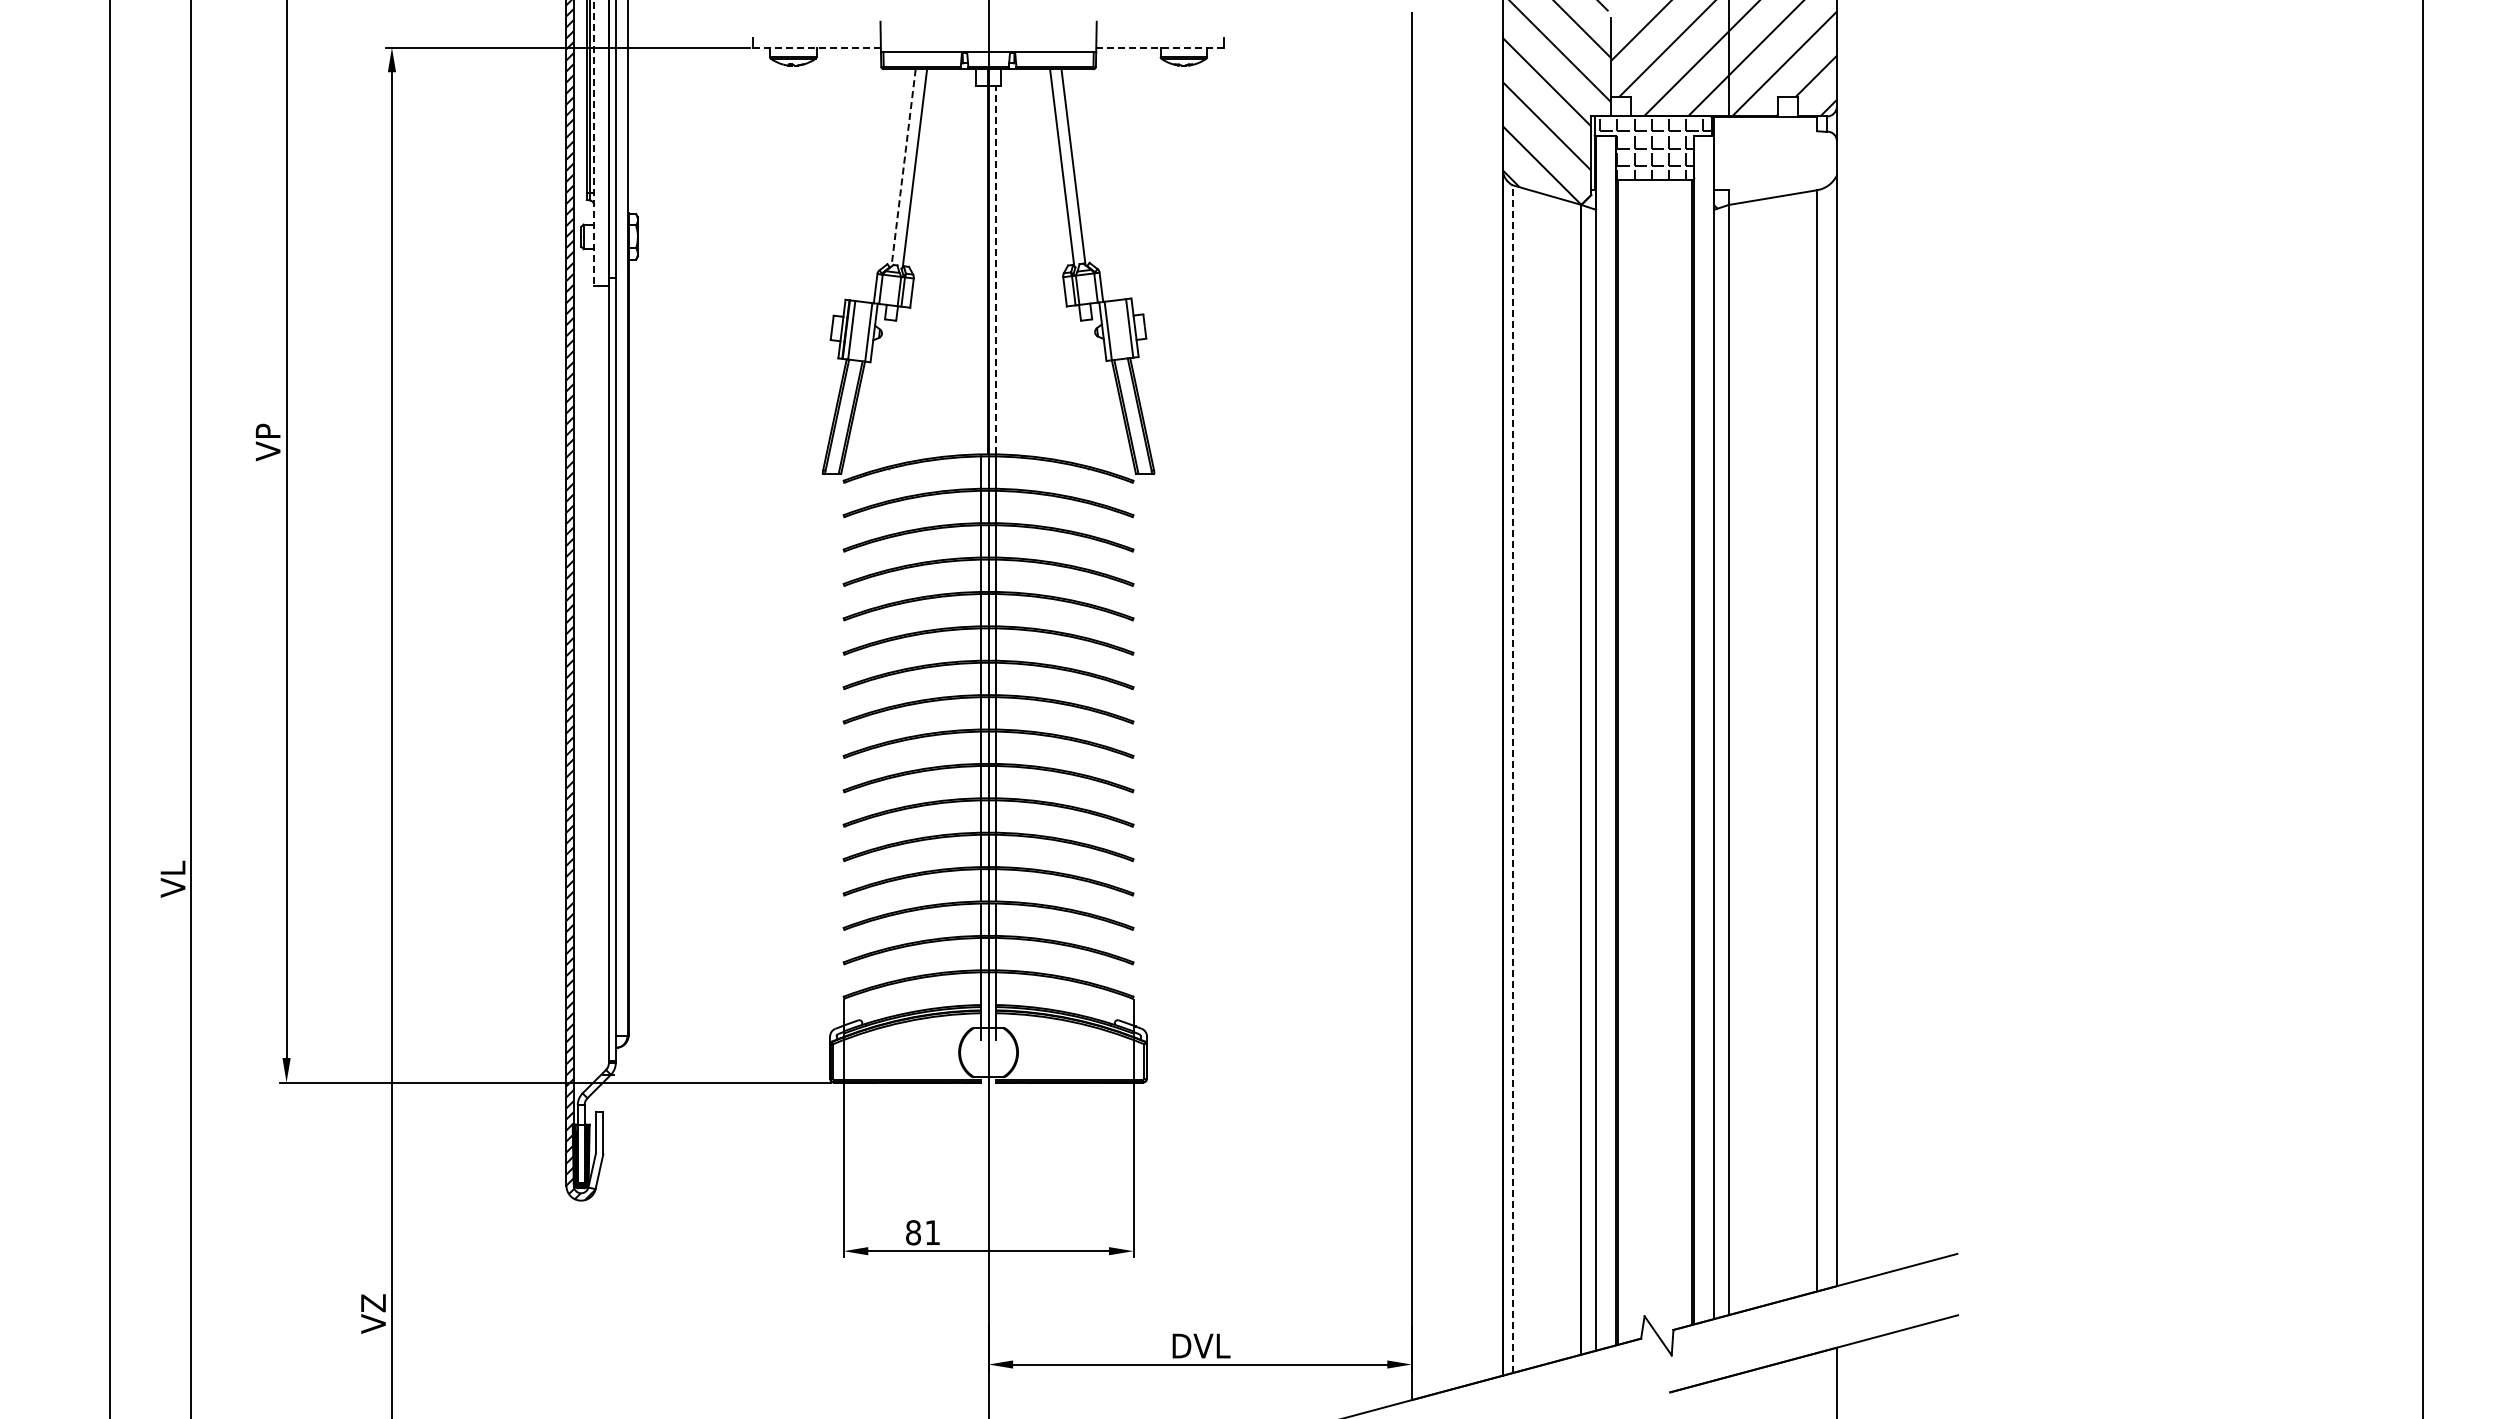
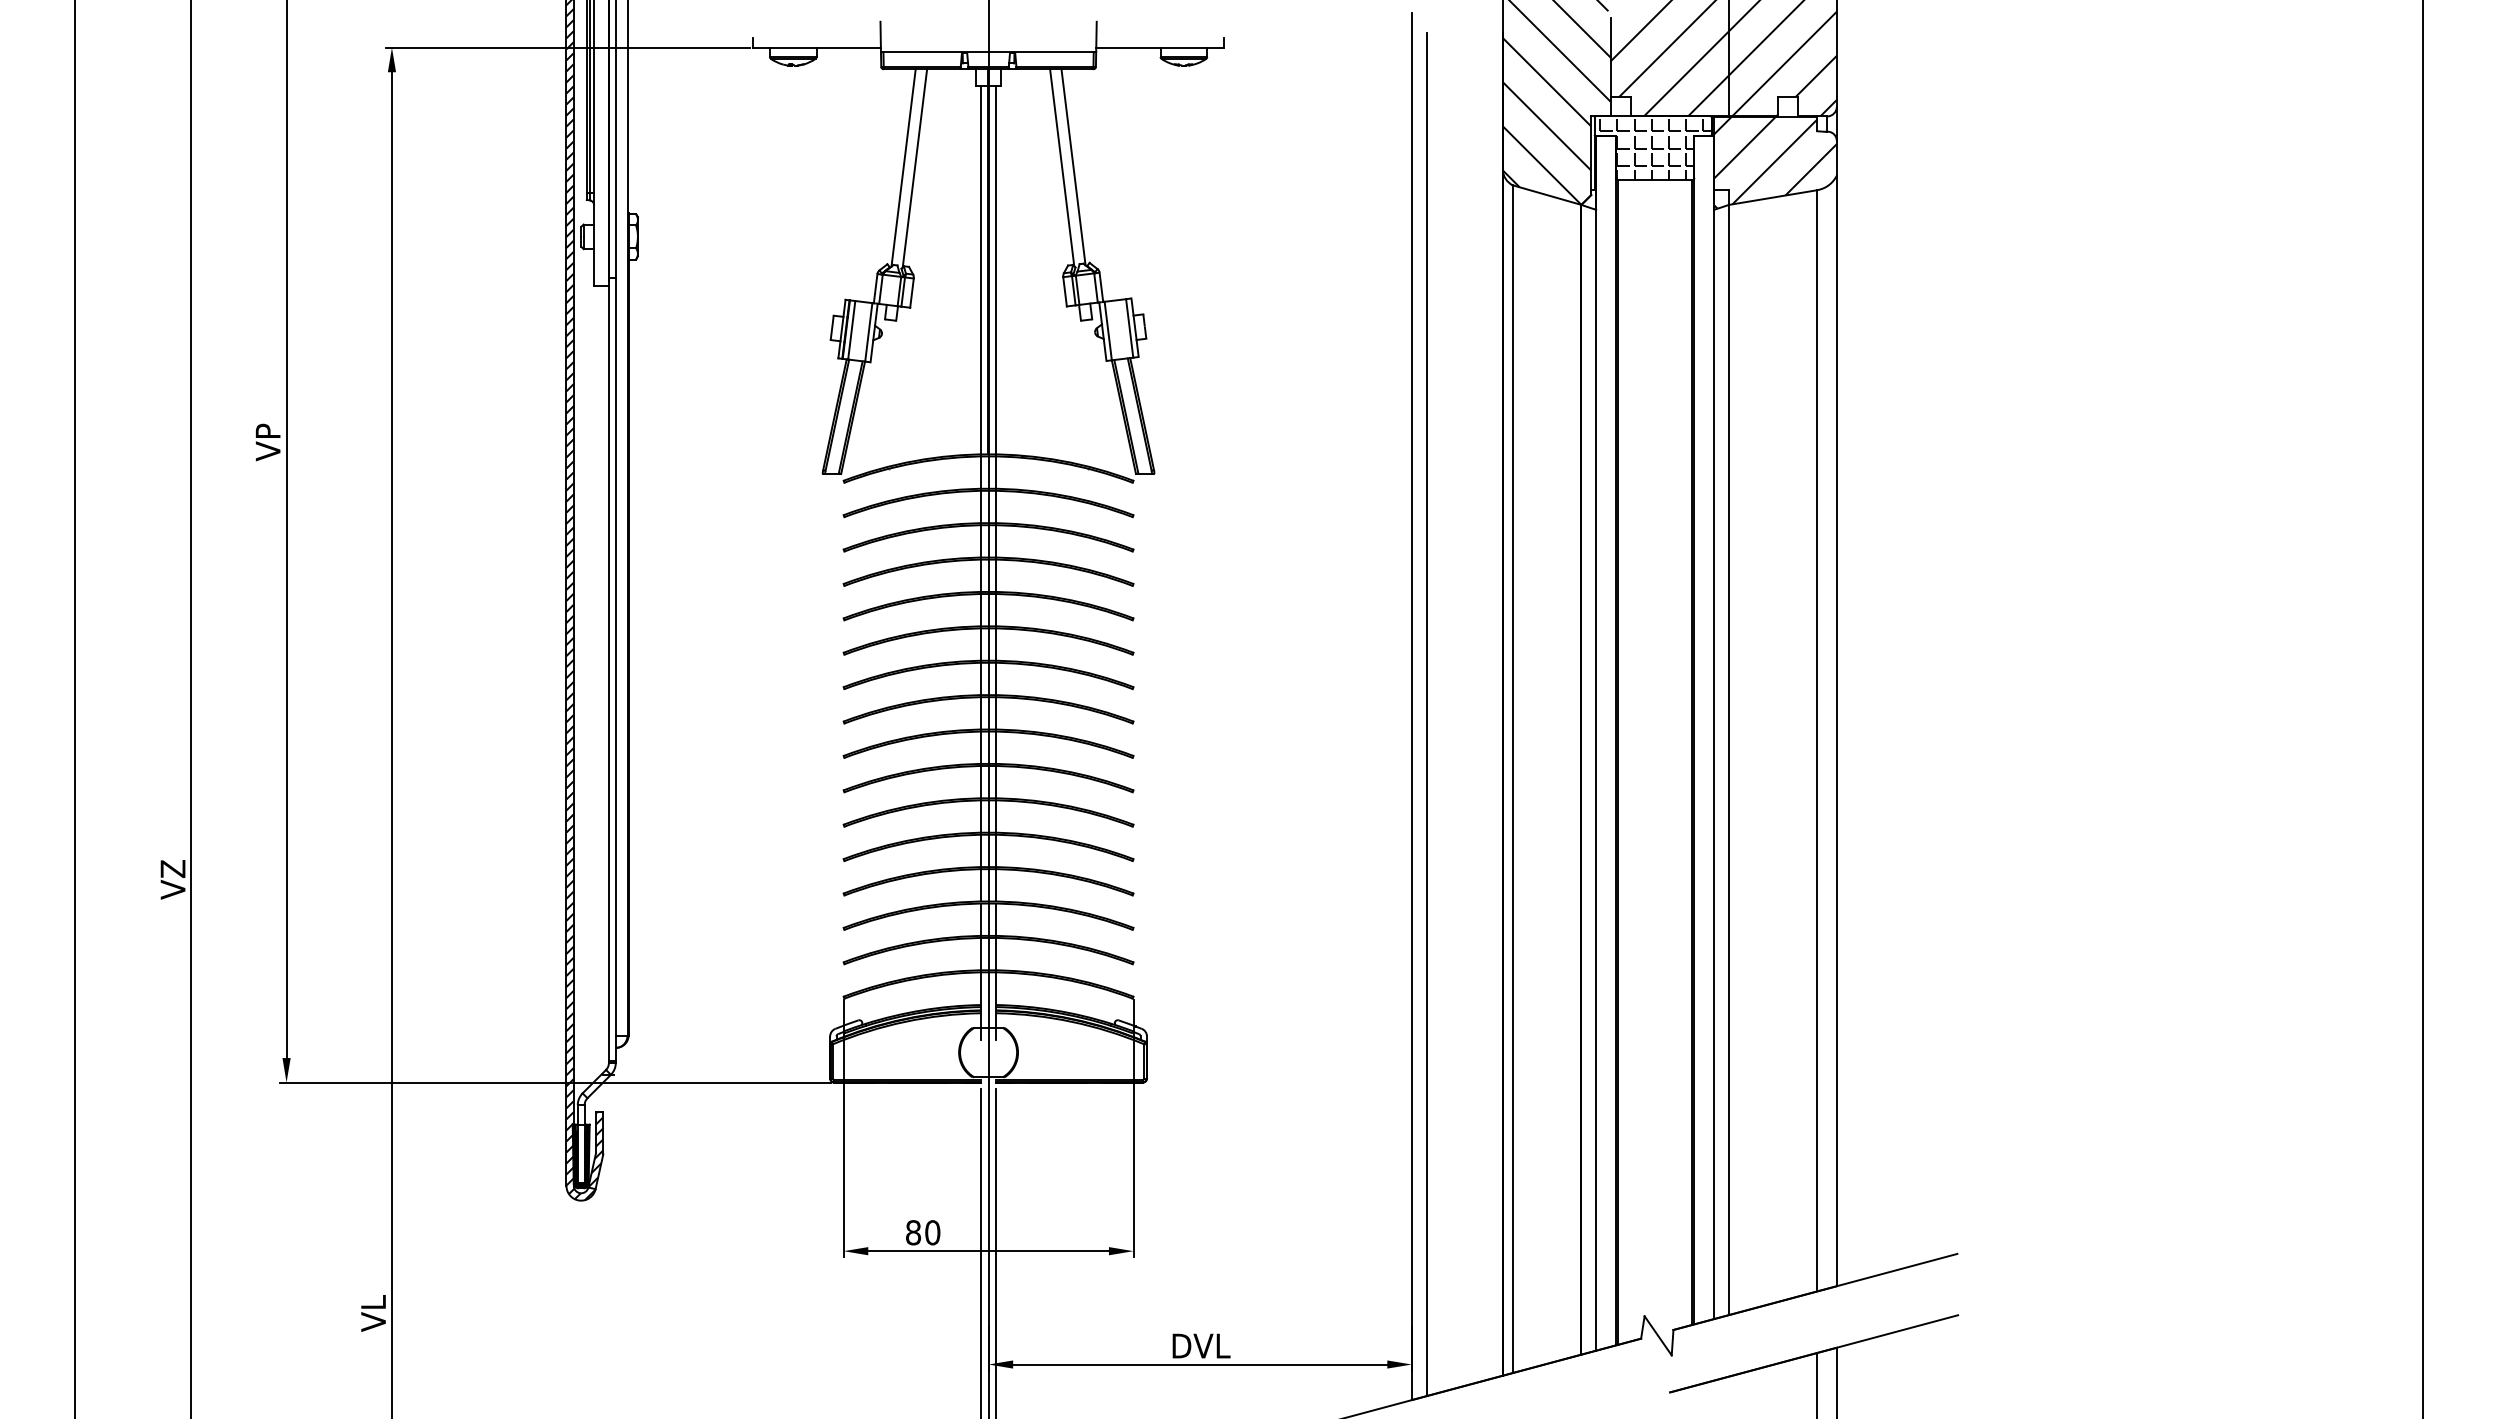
line: dashed -> solid (816, 47)
line: dashed -> solid (1159, 47)
line: dashed -> solid (594, 142)
hatch: none -> present (1775, 160)
line: dashed -> solid (903, 168)
line: none -> present (980, 270)
line: dashed -> solid (996, 270)
line position: (109, 708) -> (74, 708) (74, 708)
line: none -> present (1426, 714)
line: dashed -> solid (1512, 779)
text: VL -> VZ (172, 879)
hatch: none -> present (595, 1149)
text: 81 -> 80 (932, 1232)
line: none -> present (980, 1252)
line: none -> present (996, 1252)
text: VZ -> VL (373, 1313)
line: none -> present (1817, 1384)
